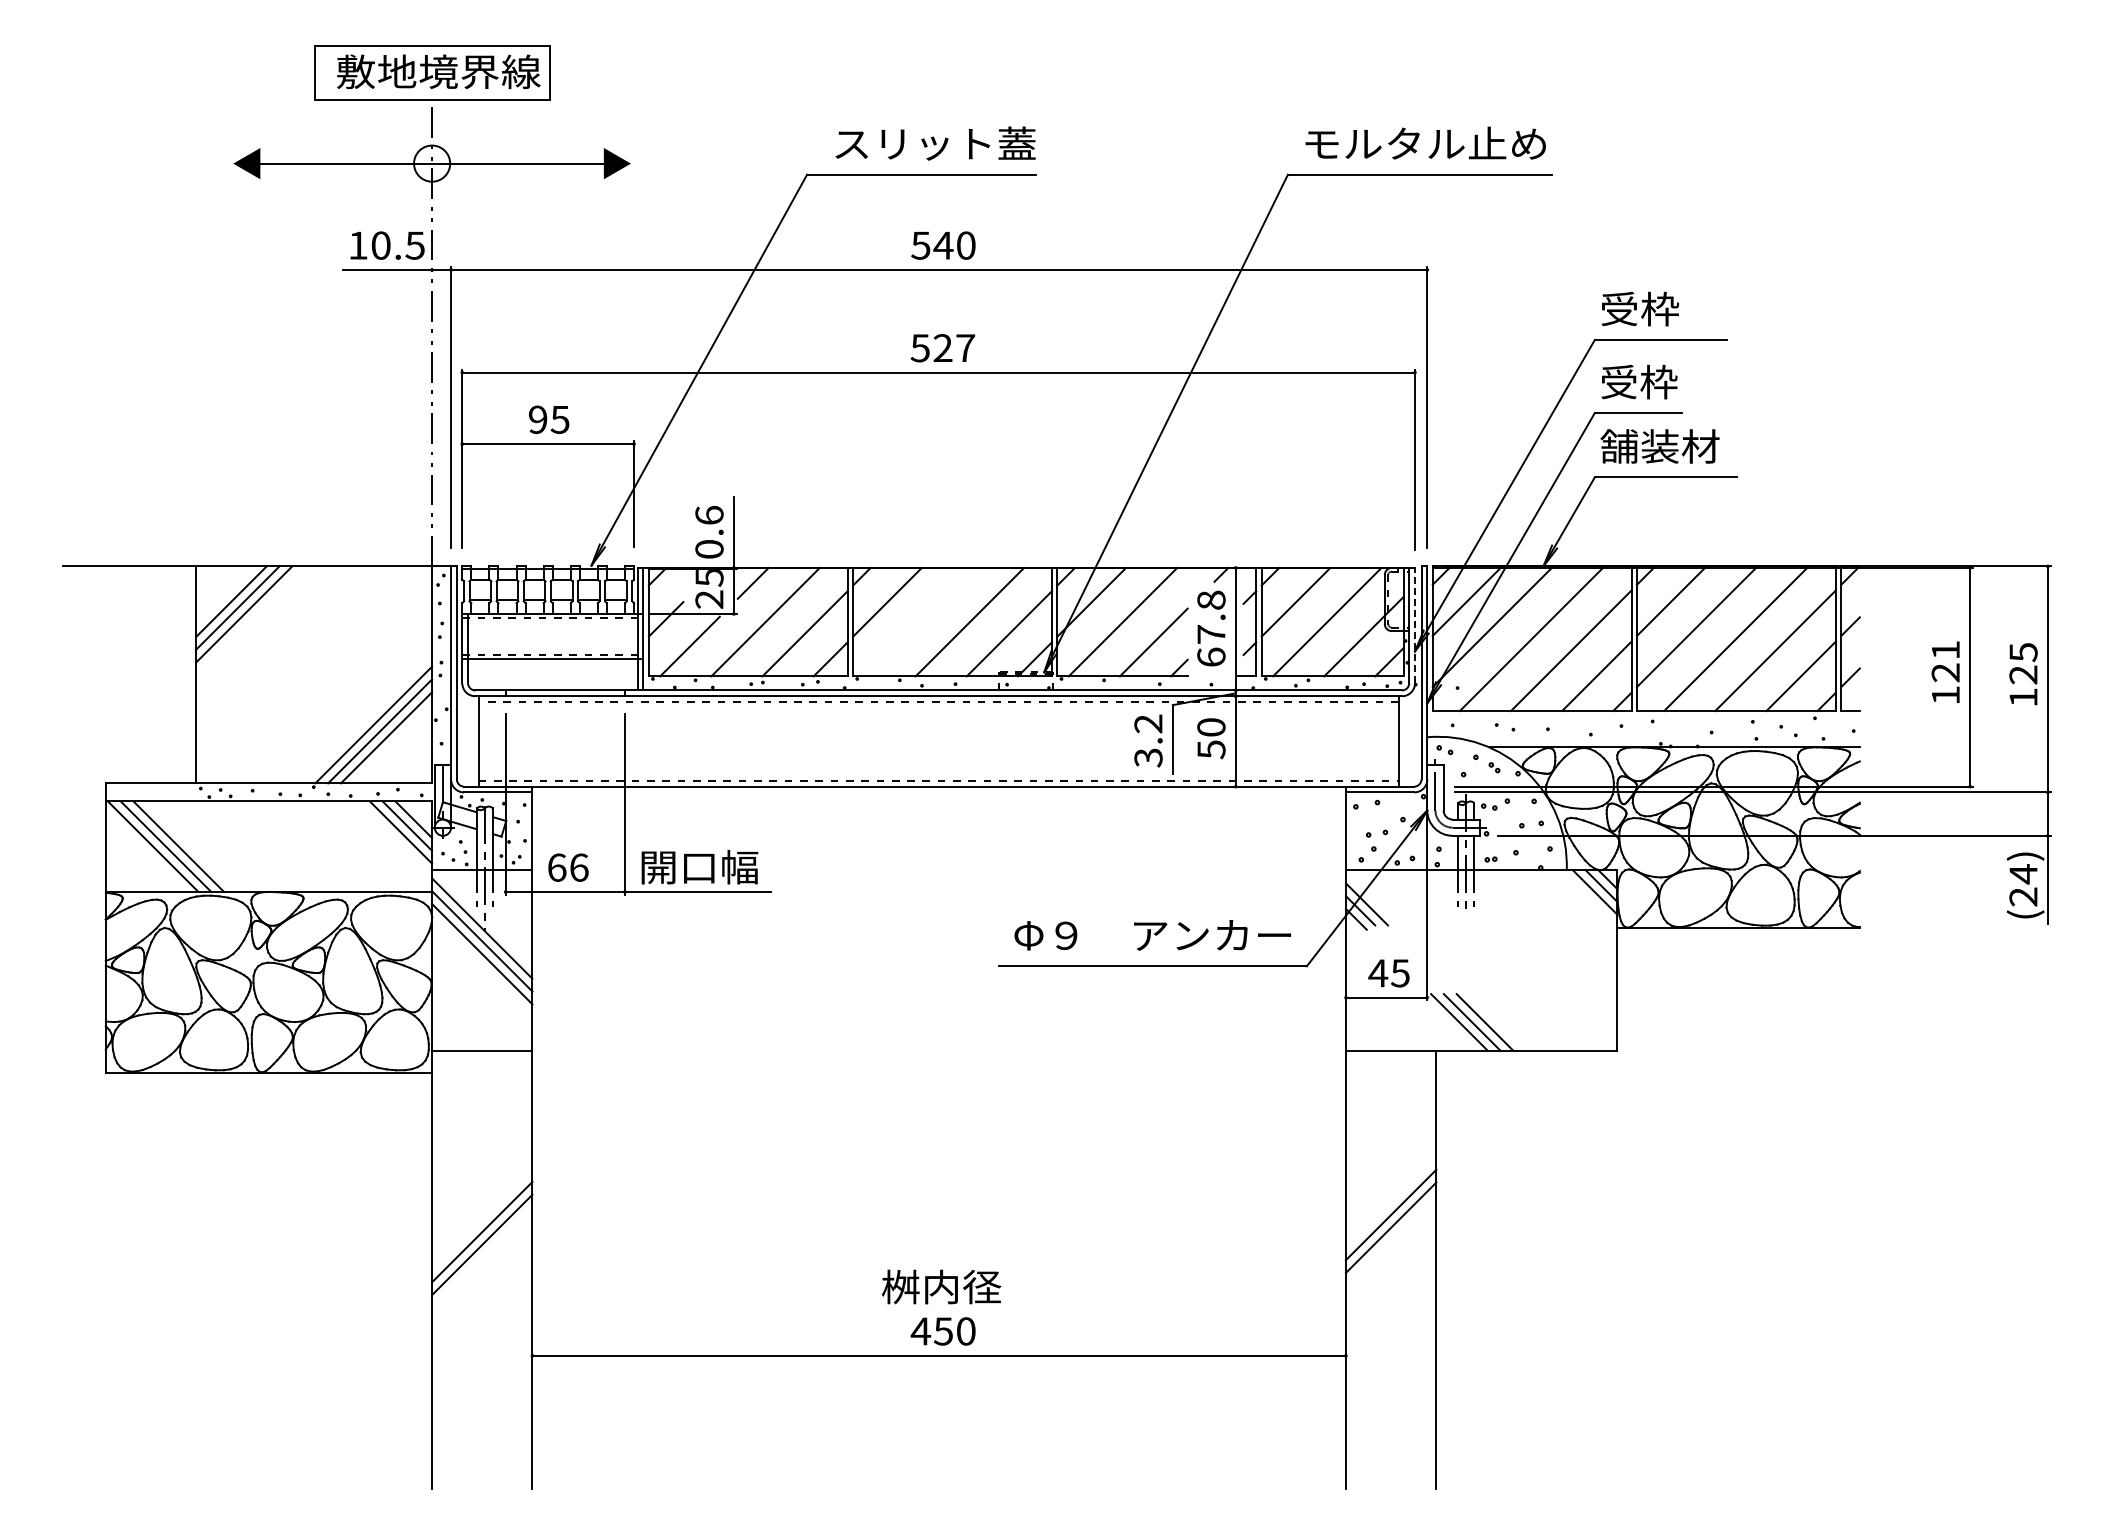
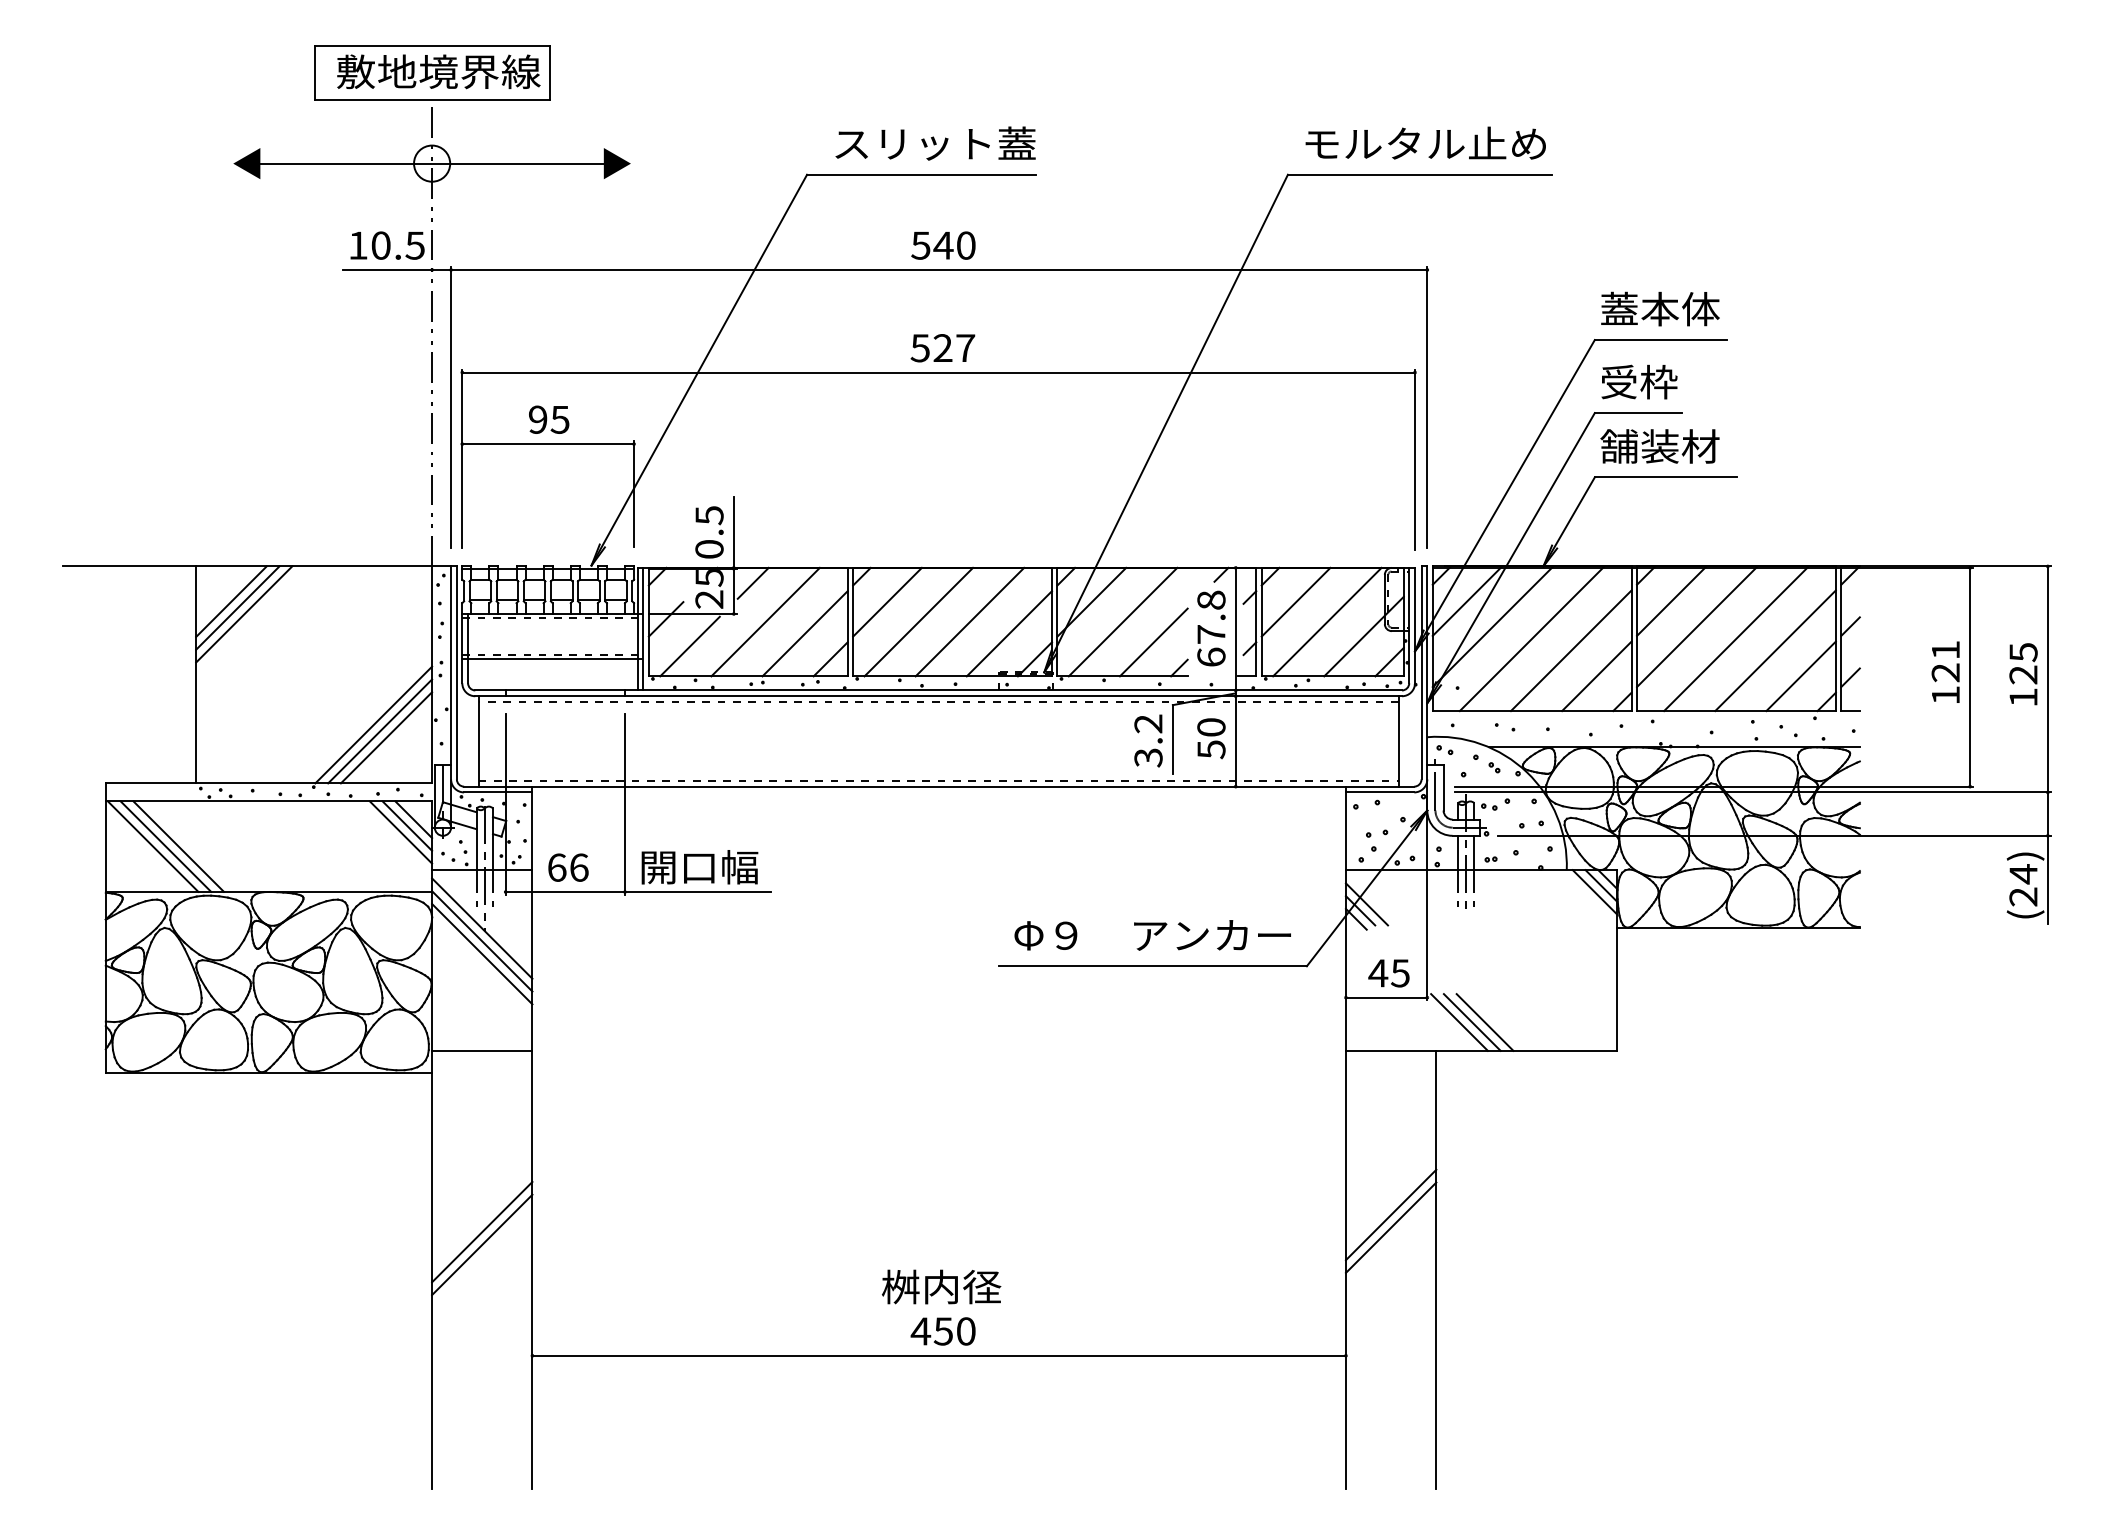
text: 受枠 -> 蓋本体 (1660, 308)
text: 0.6 -> 0.5 (709, 515)
line: none -> present (918, 621)
line: dashed -> solid (1415, 625)
